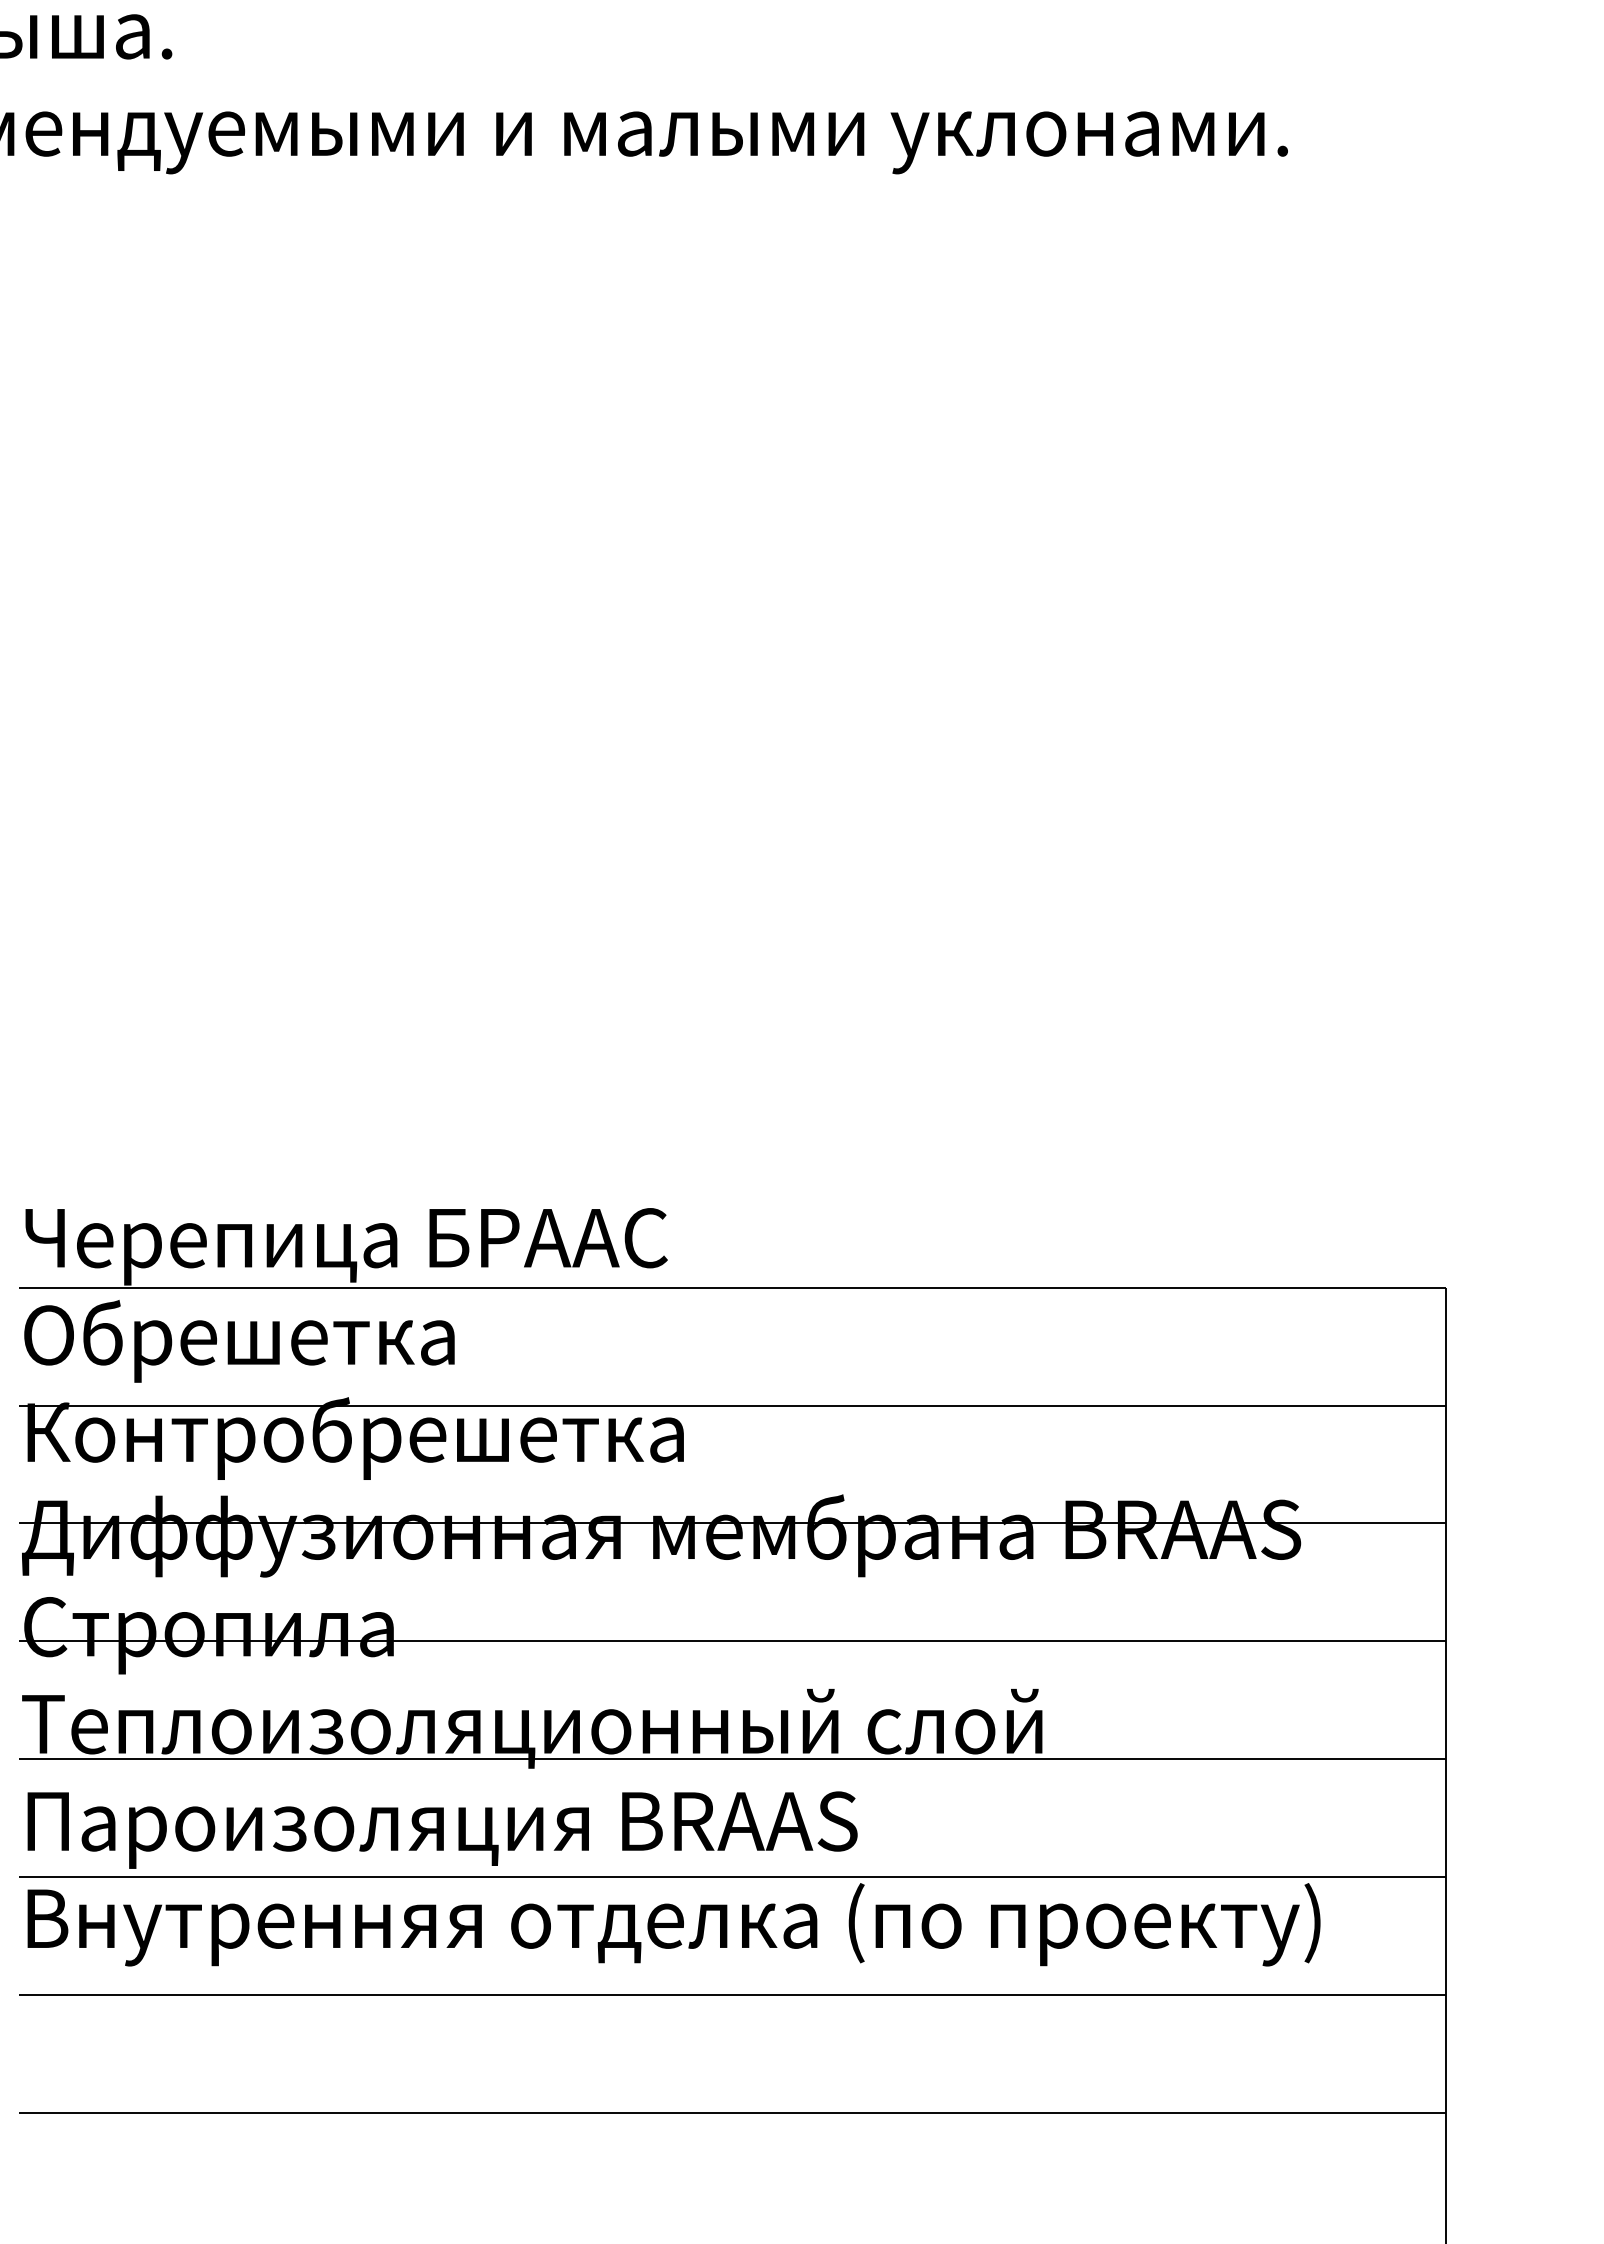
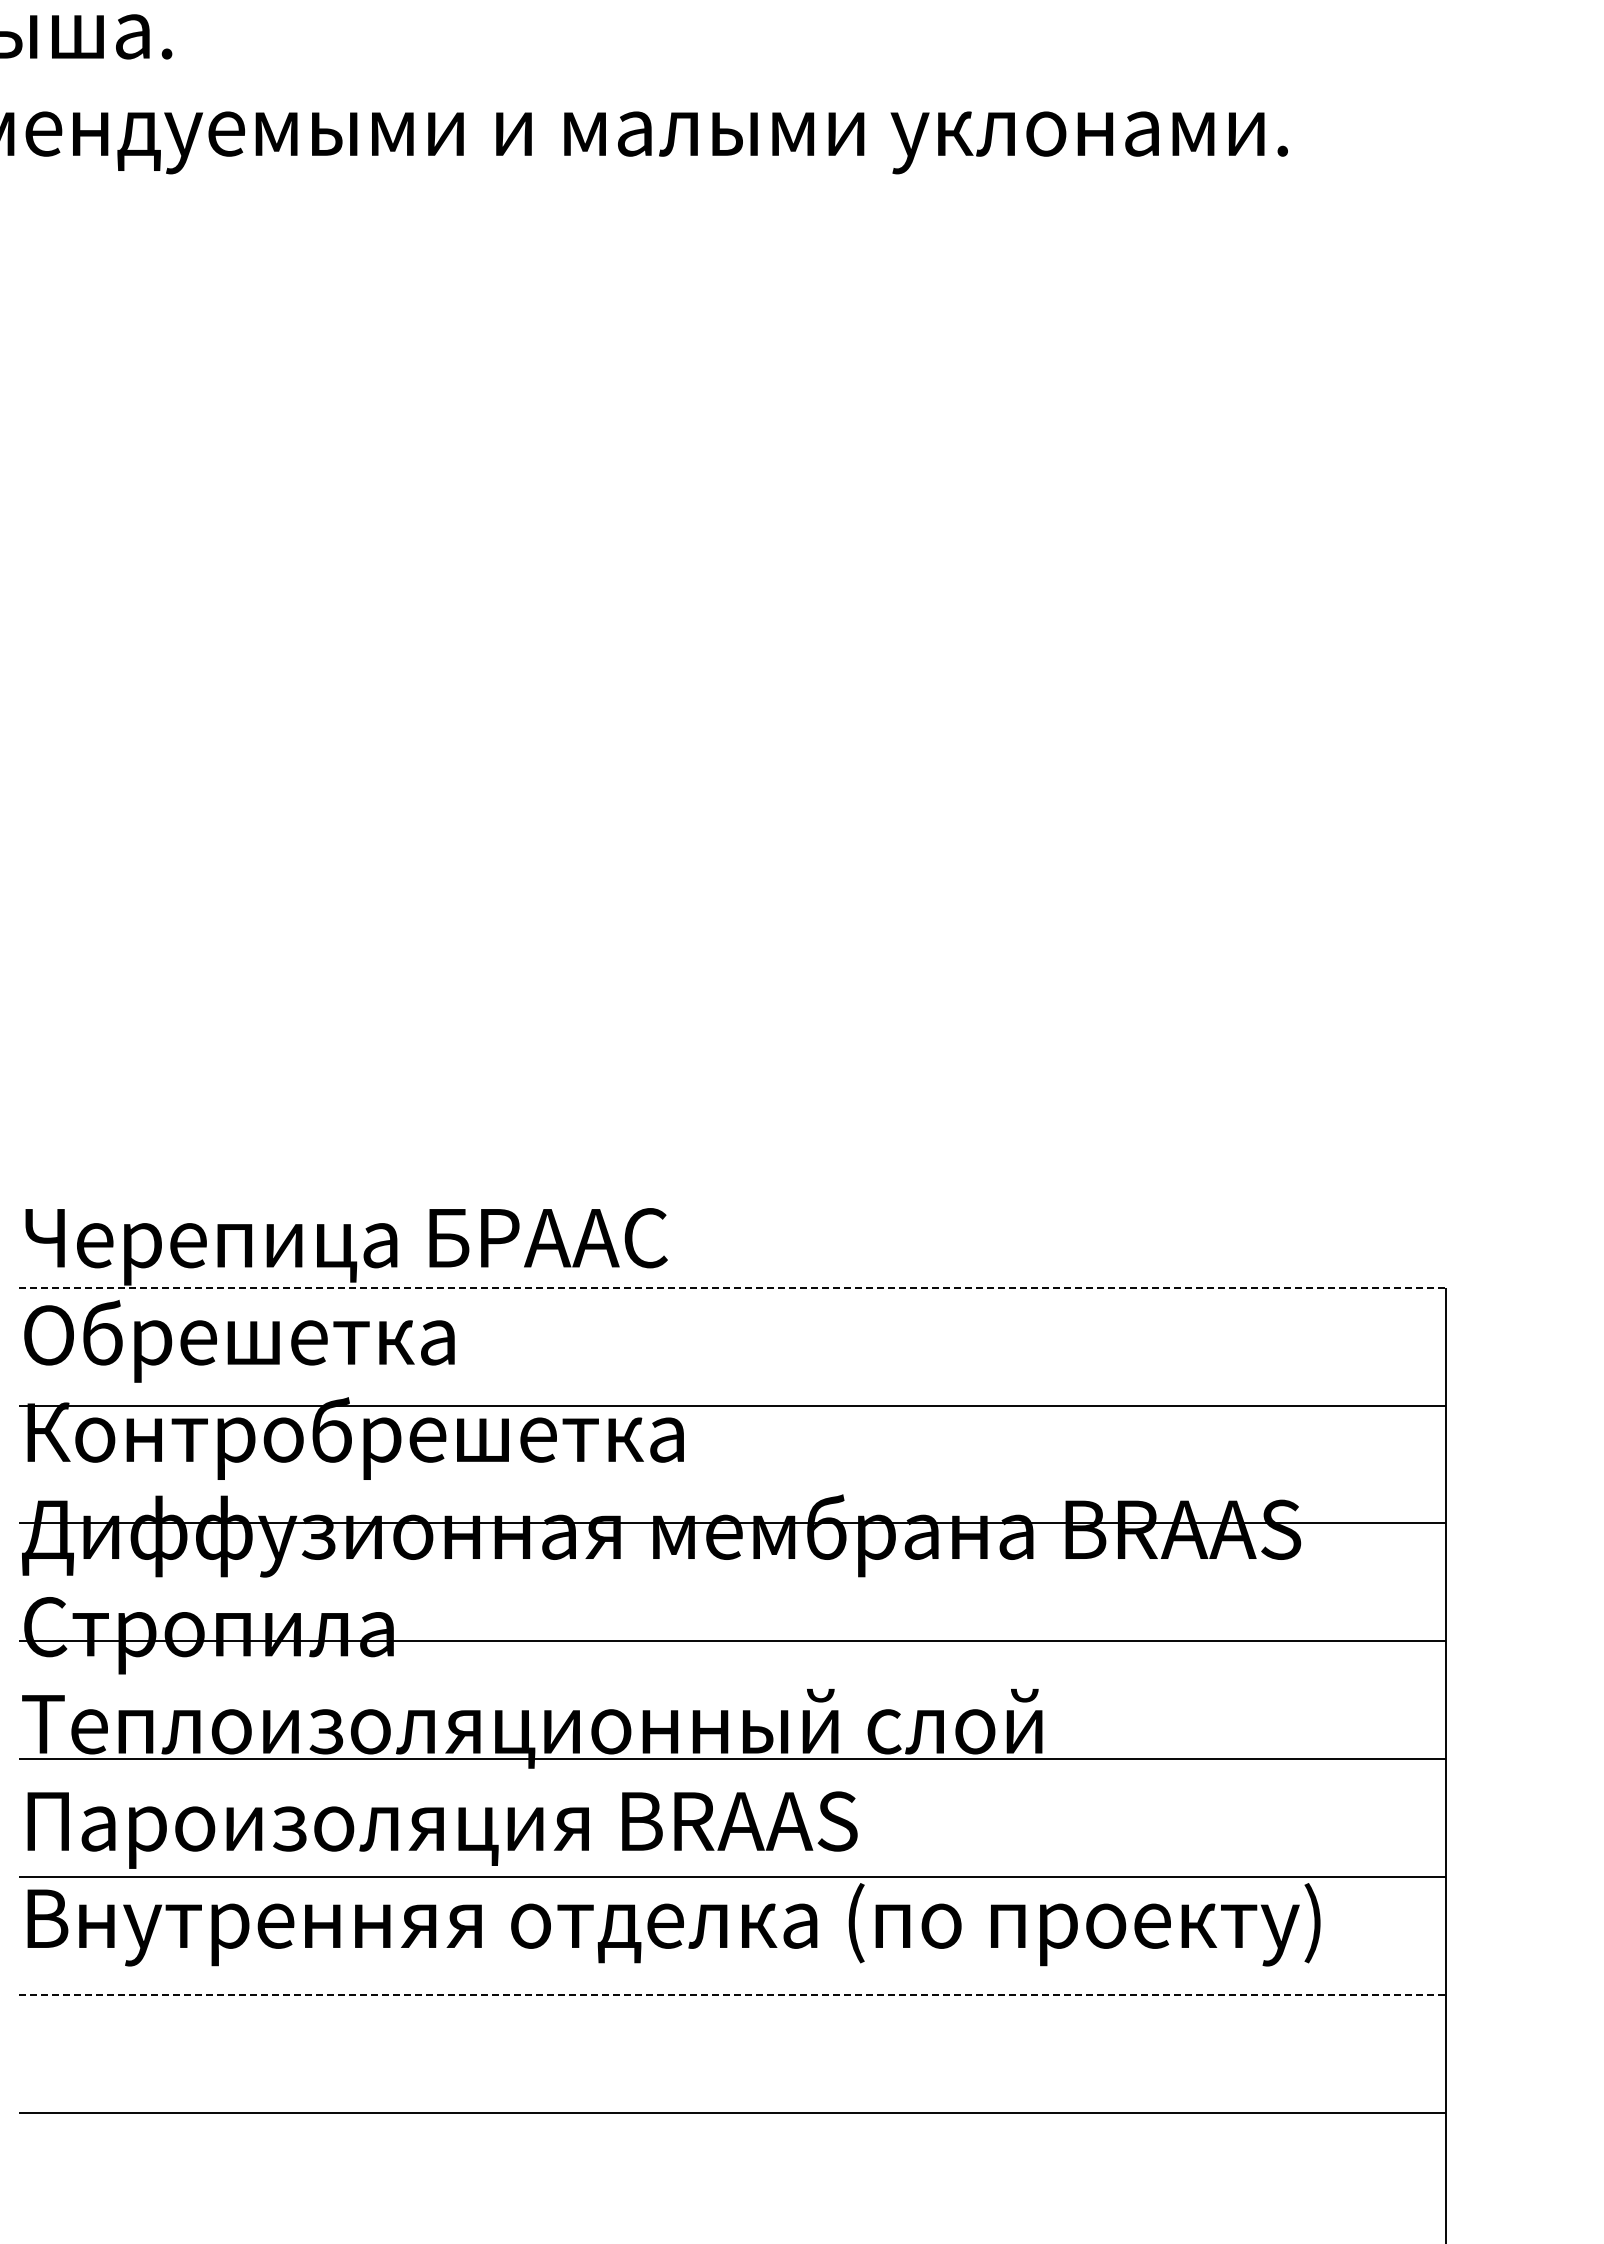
line: solid -> dashed (732, 1287)
line: solid -> dashed (732, 1995)
